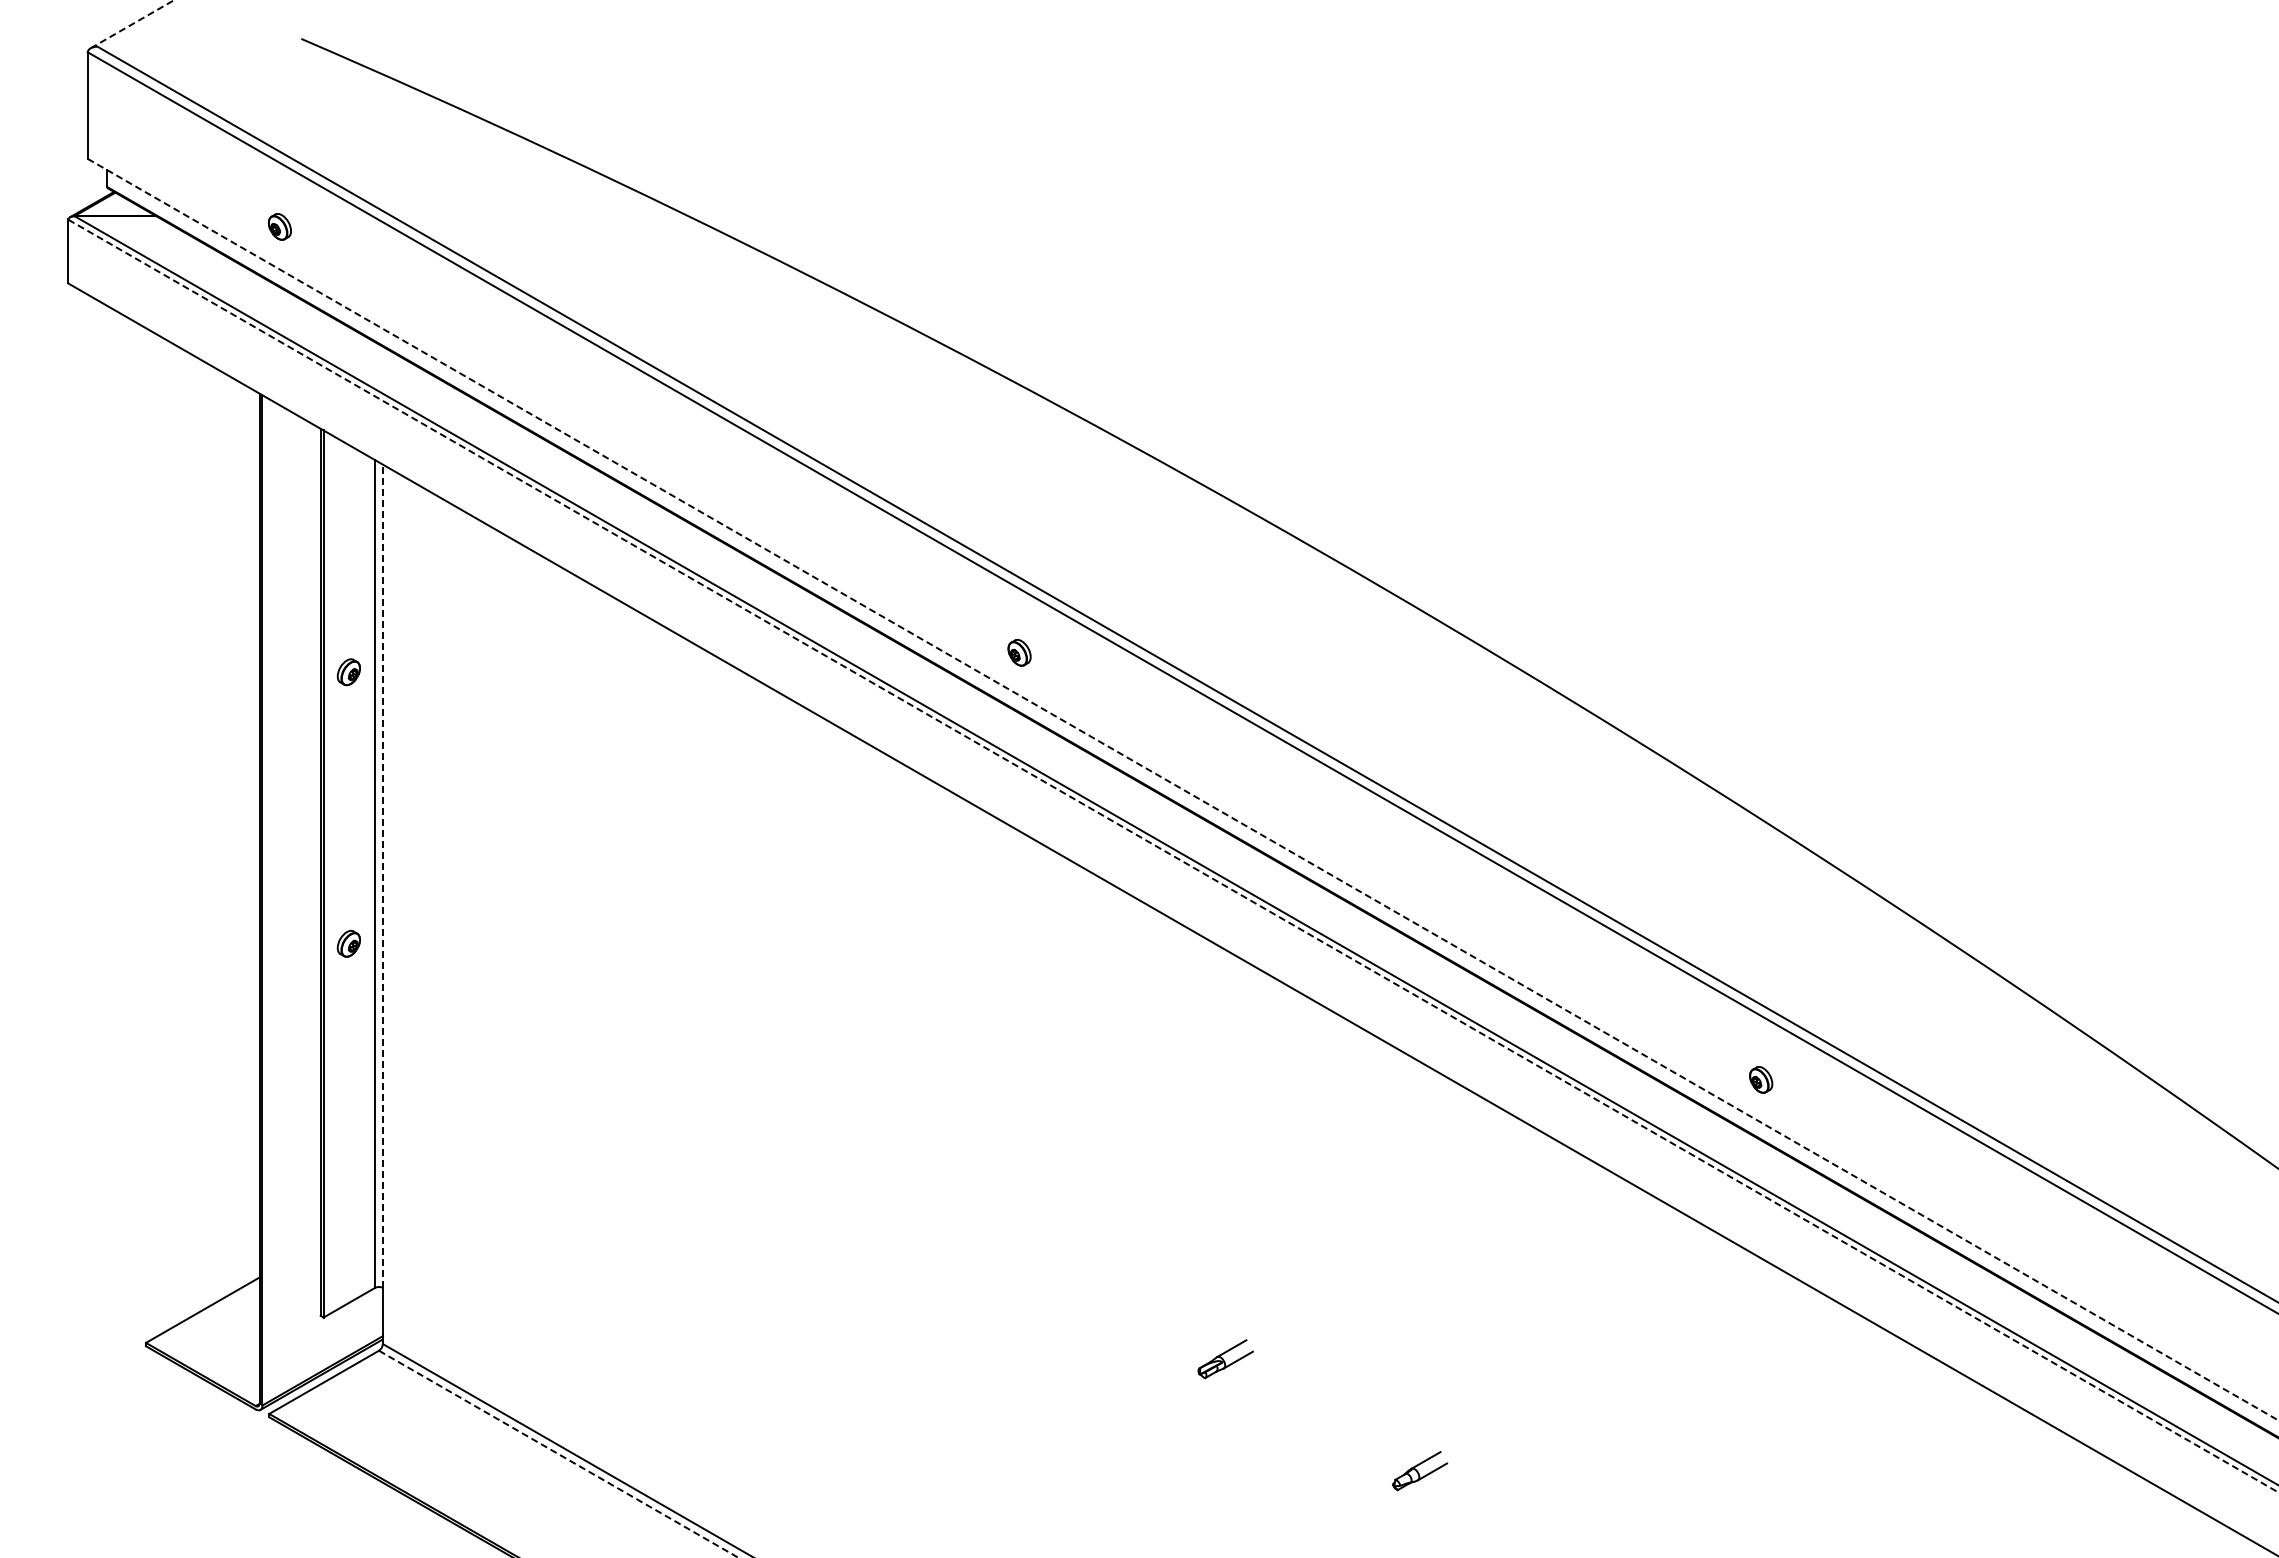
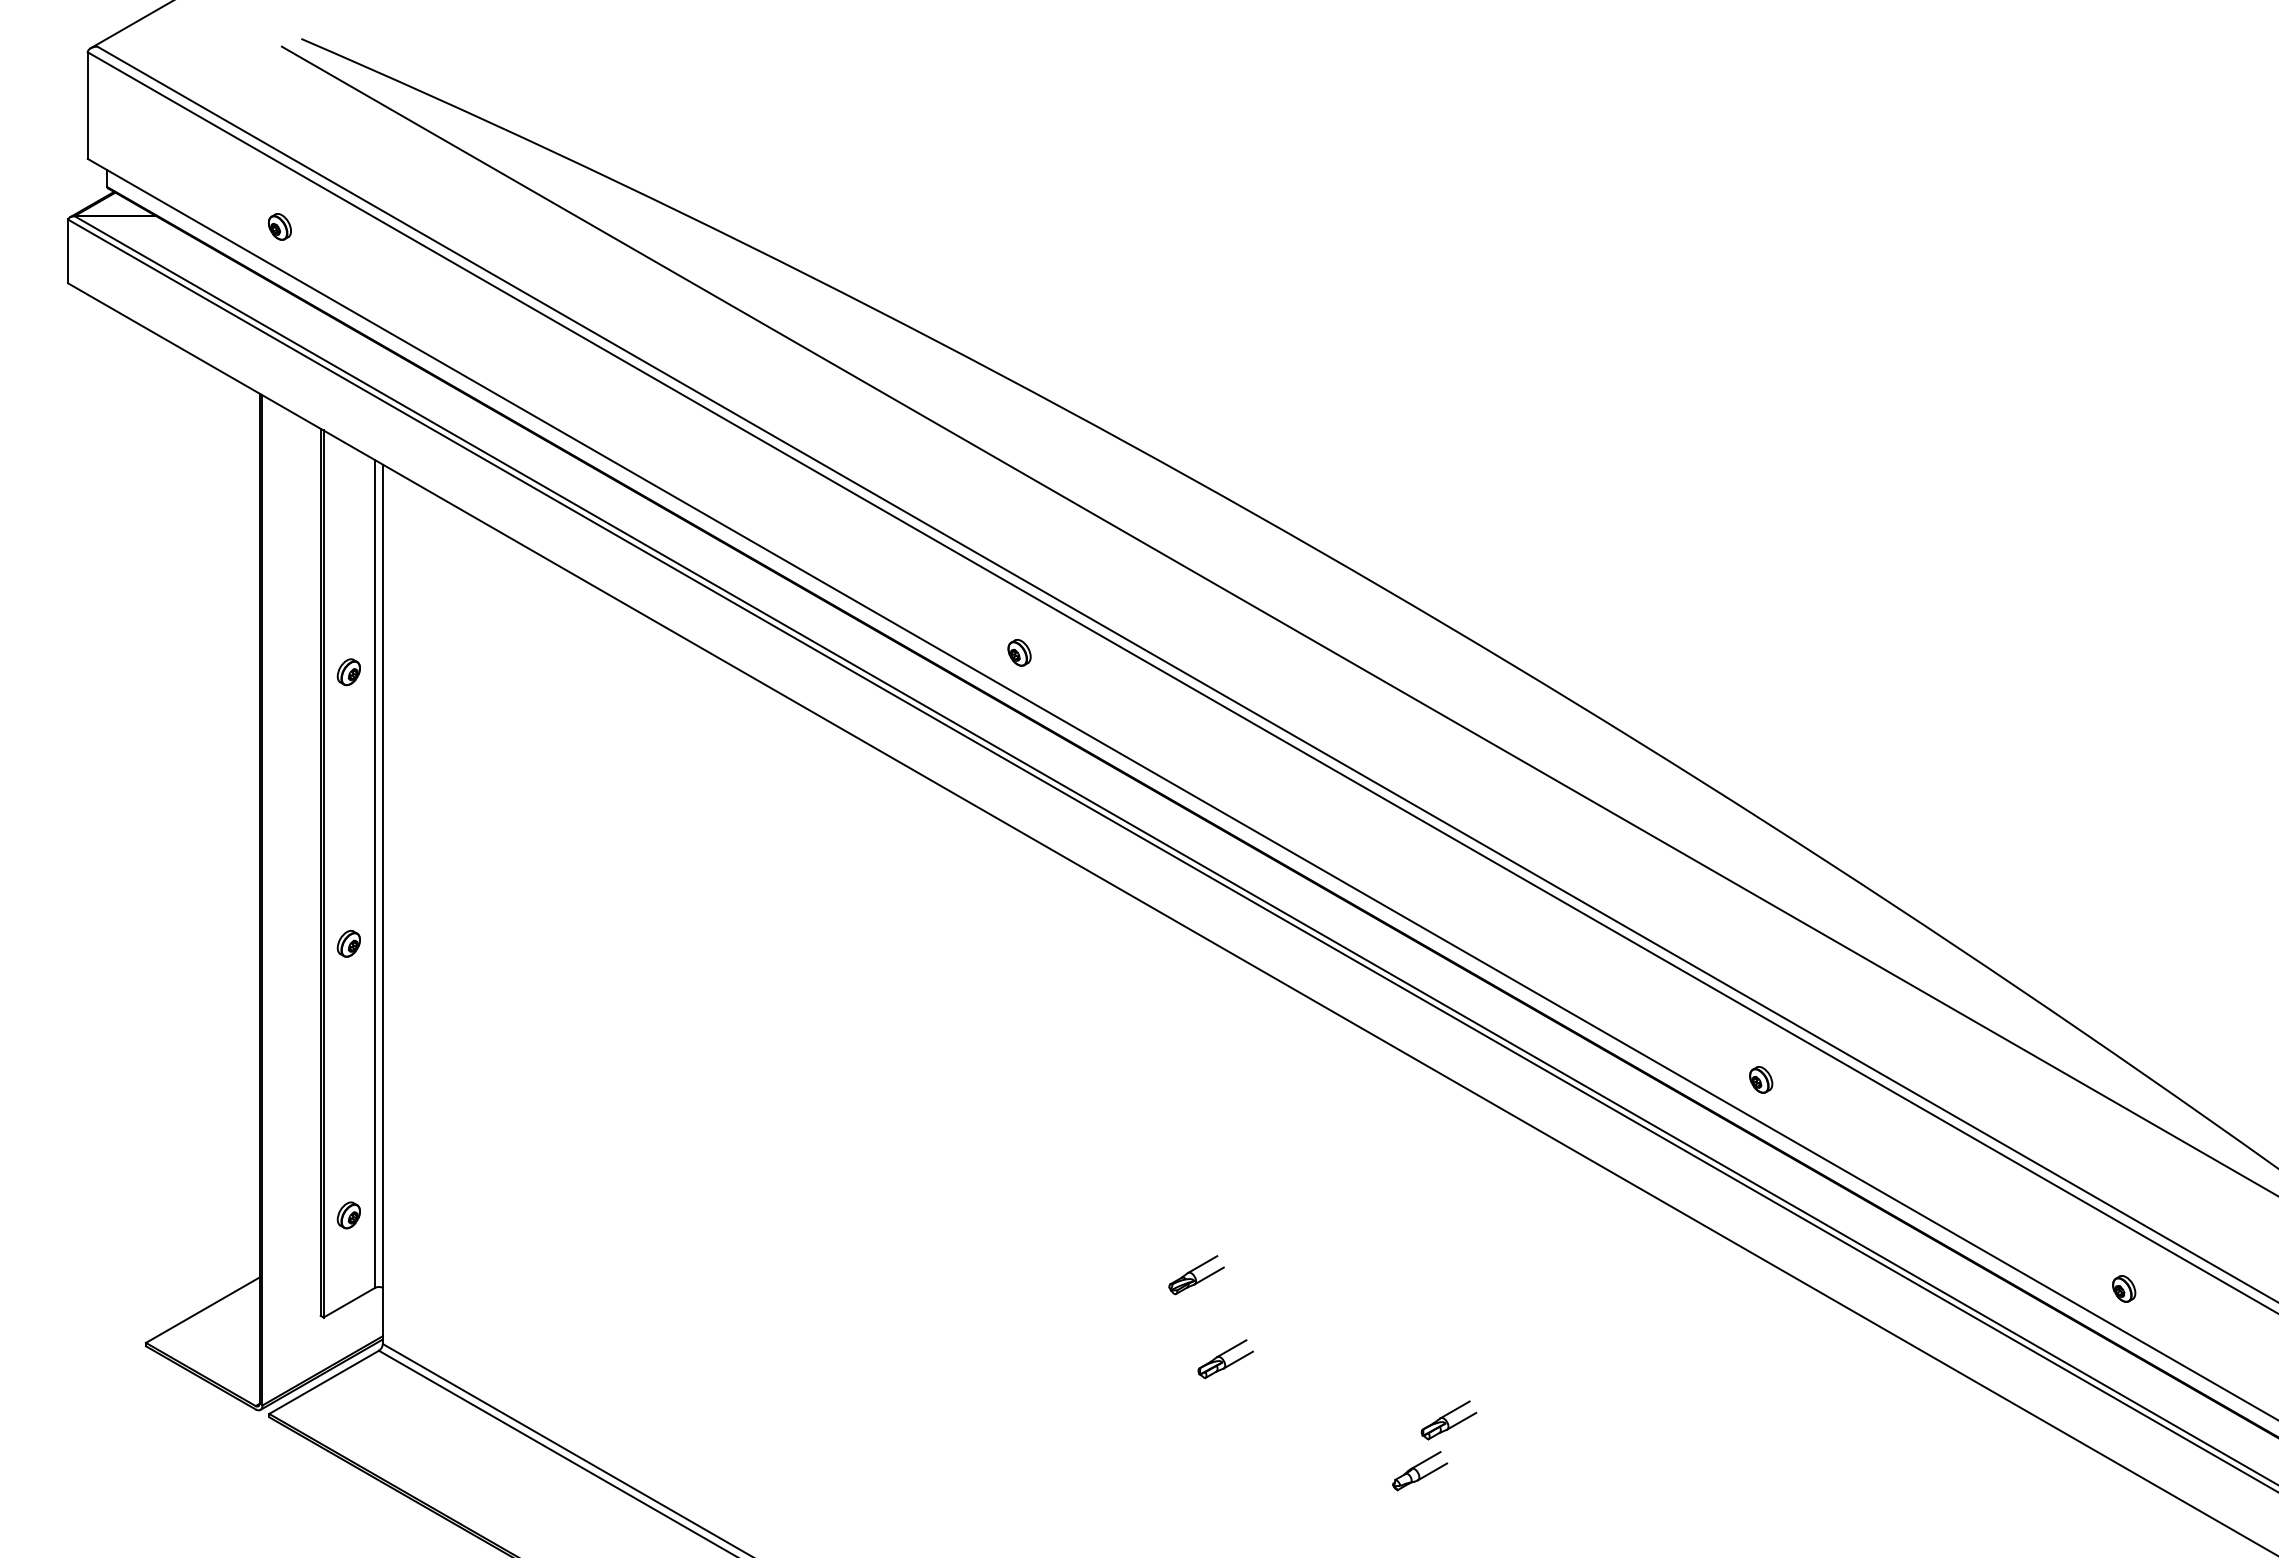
line: dashed -> solid (132, 24)
line: none -> present (1278, 620)
line: dashed -> solid (1183, 790)
line: dashed -> solid (1173, 856)
line: dashed -> solid (382, 876)
part: none -> present (348, 1215)
part: none -> present (1196, 1275)
part: none -> present (2124, 1288)
part: none -> present (1448, 1420)
line: dashed -> solid (559, 1454)
